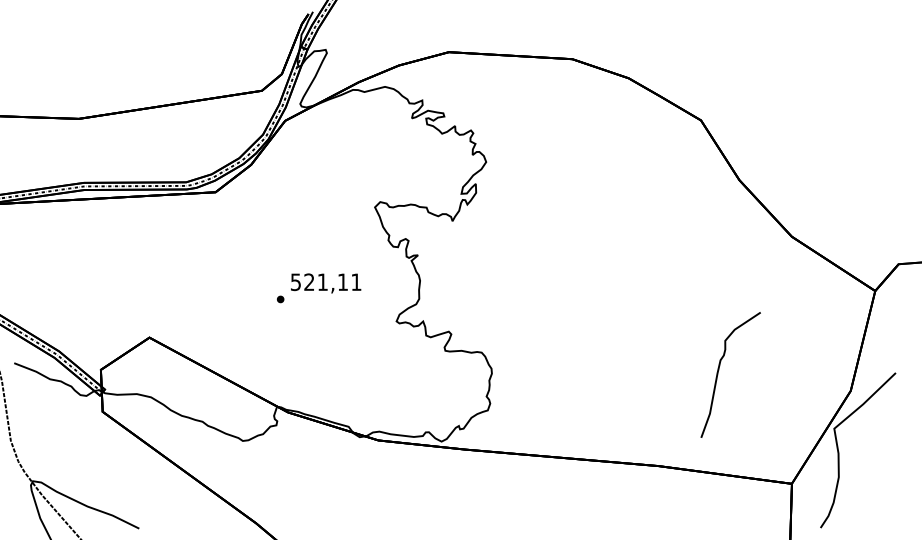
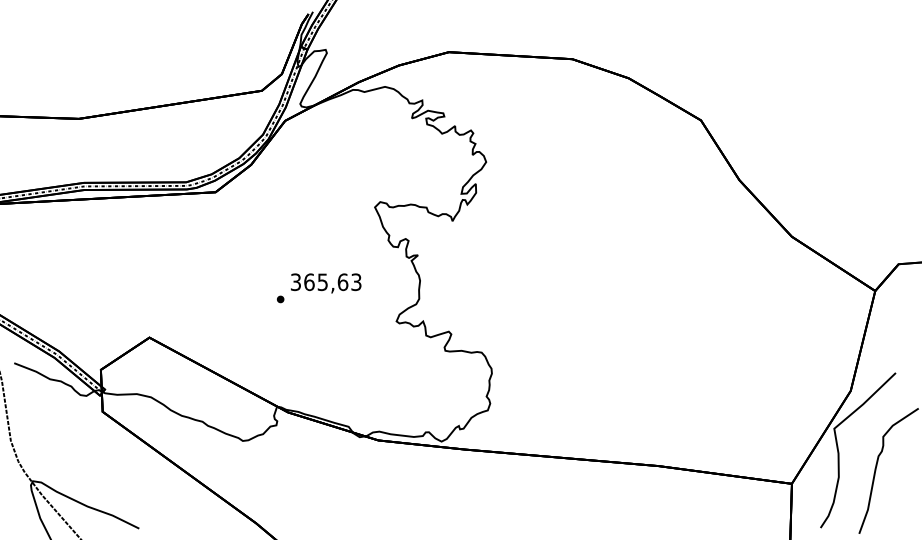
text: 521,11 -> 365,63 (326, 282)
curve position: (719, 370) -> (877, 466) (877, 466)
